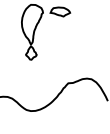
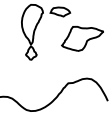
part: none -> present (82, 38)
